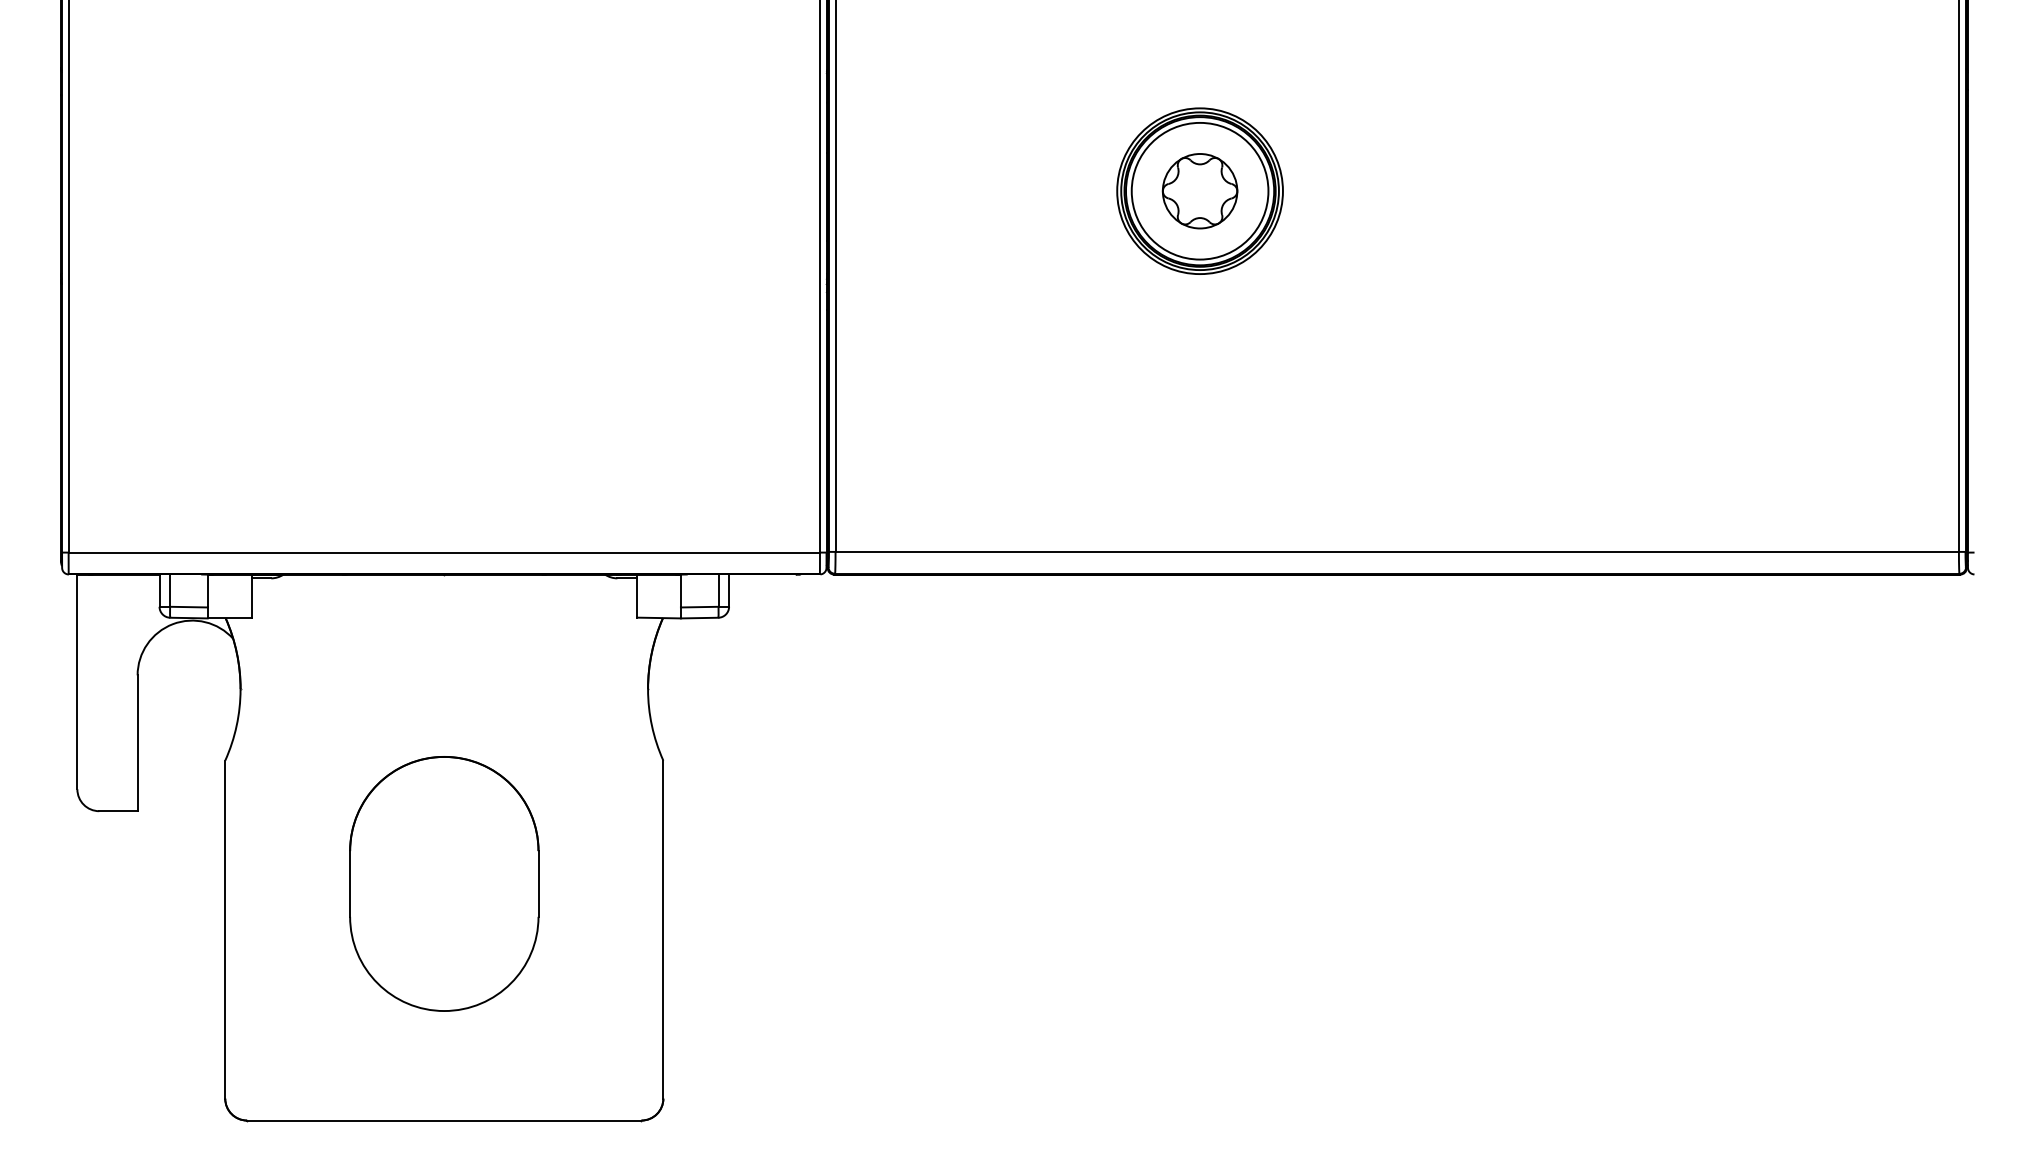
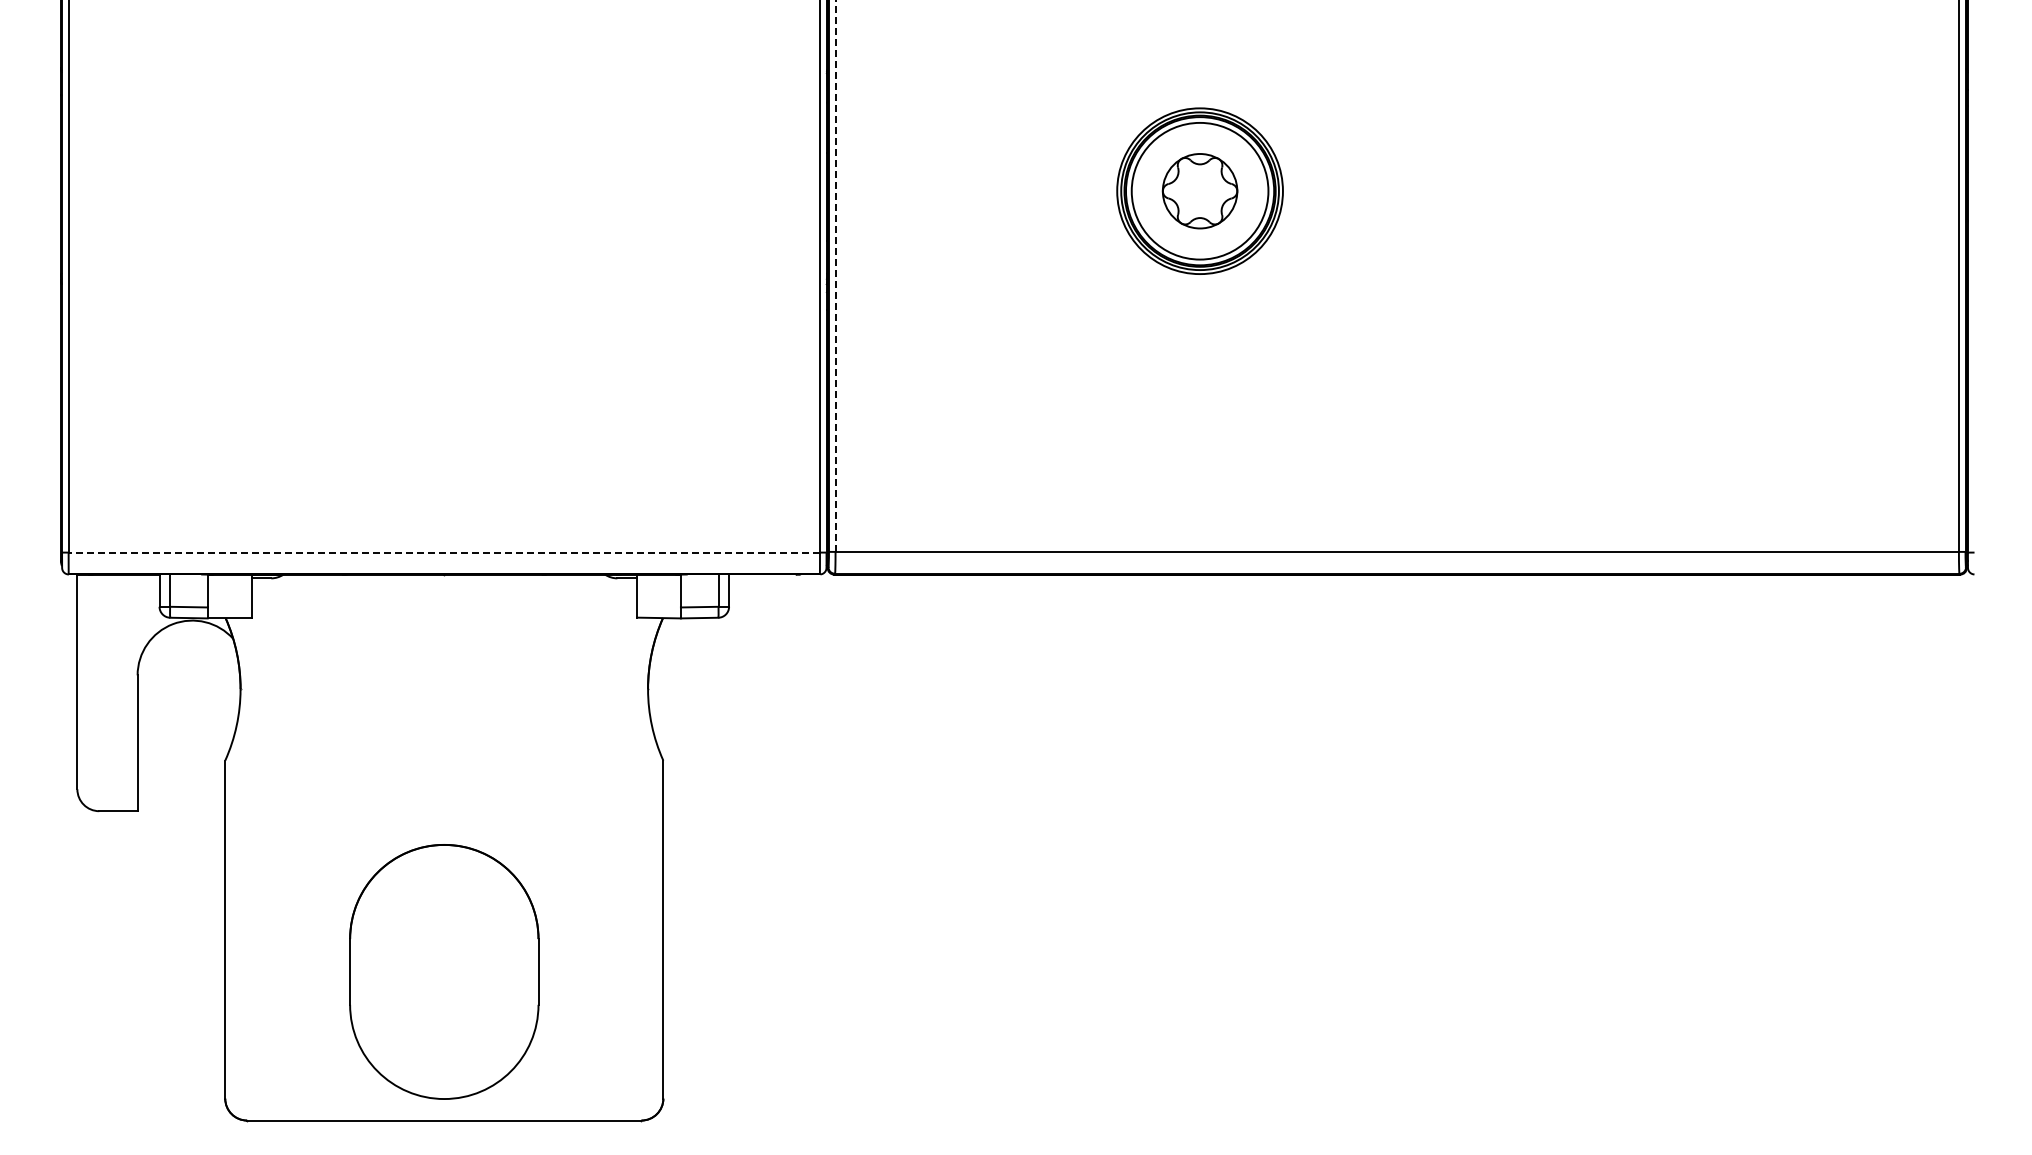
line: solid -> dashed (835, 275)
line: solid -> dashed (444, 552)
part position: (444, 883) -> (444, 971) (444, 971)
